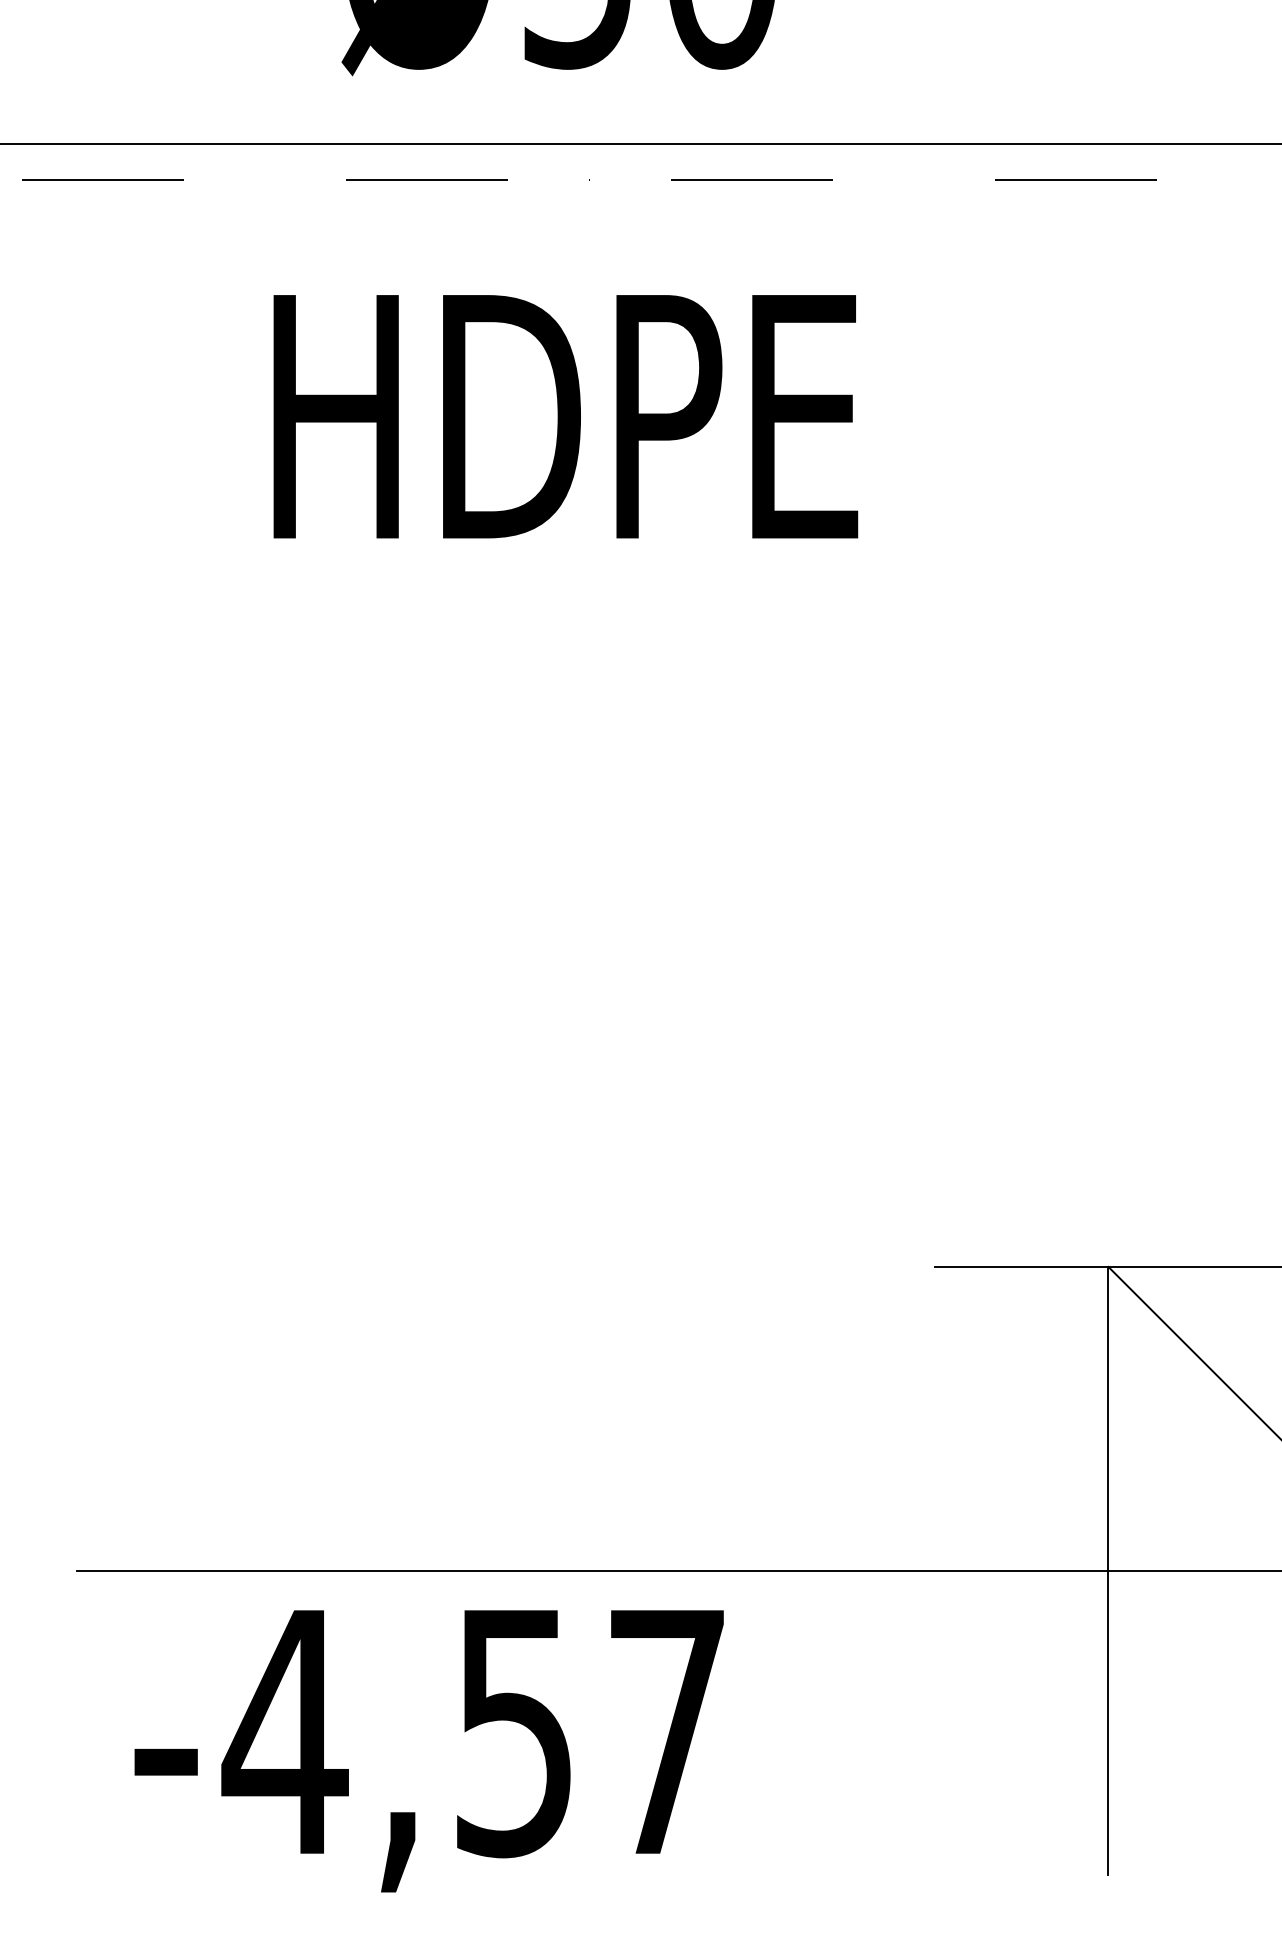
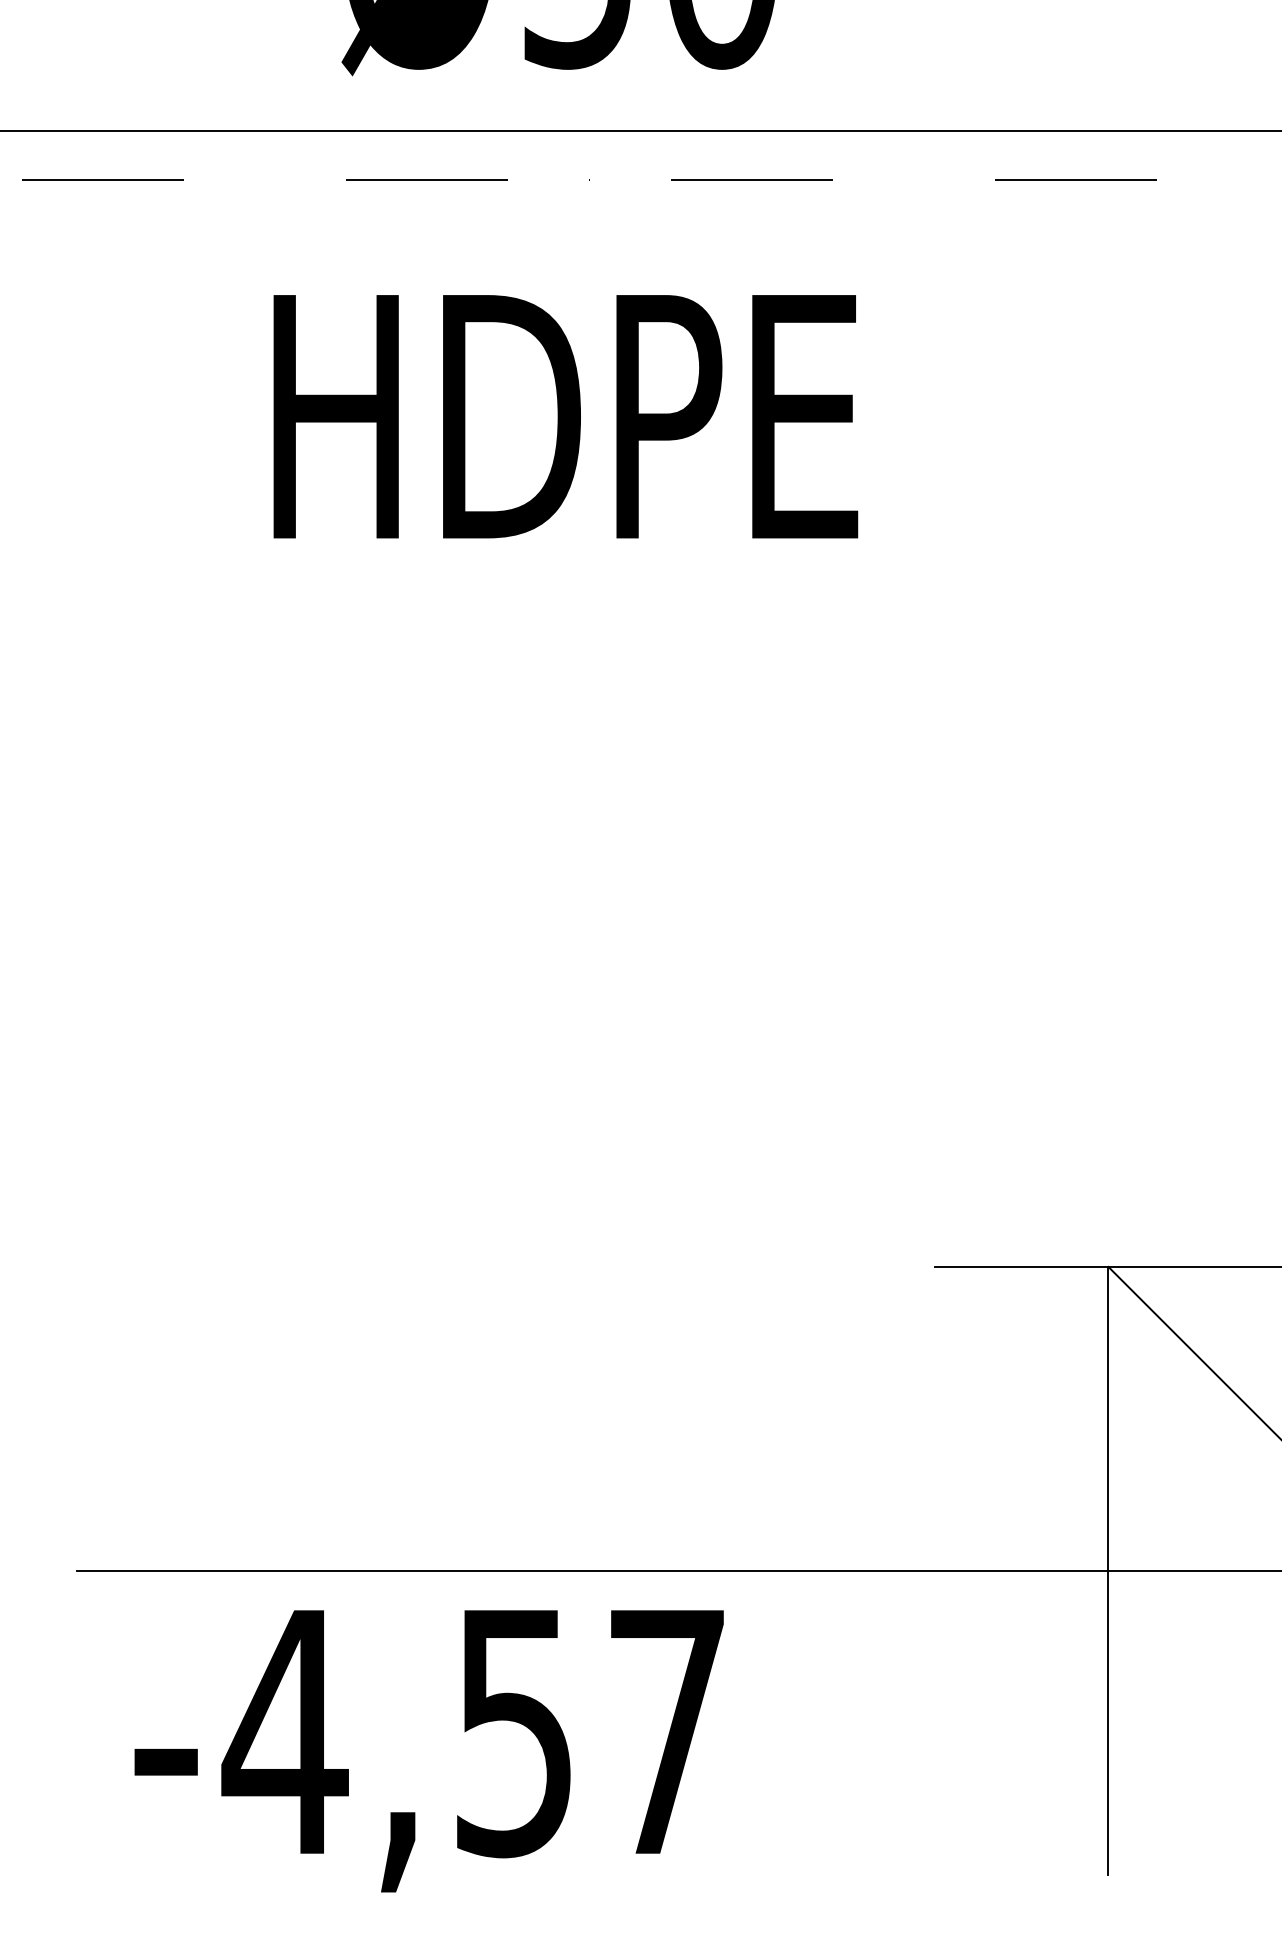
line position: (640, 144) -> (640, 131) (640, 131)
